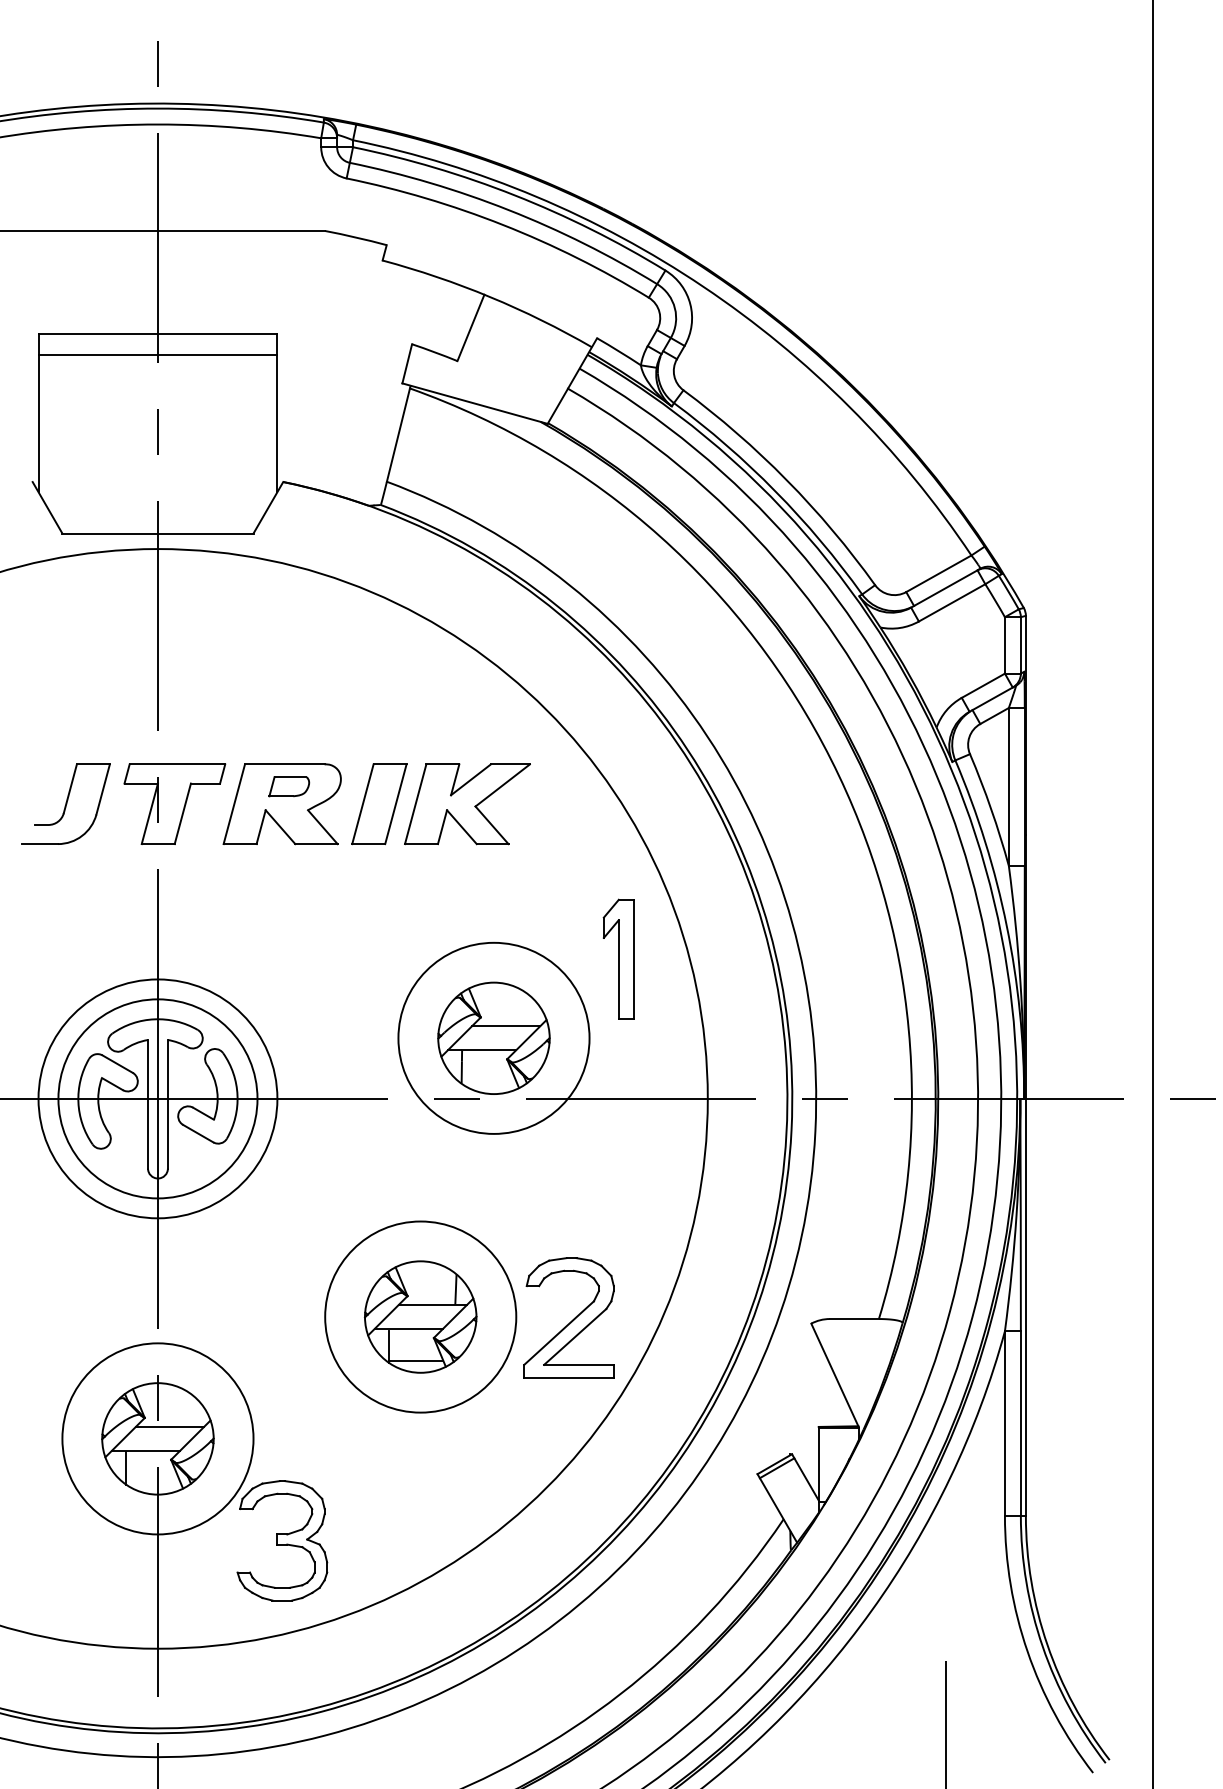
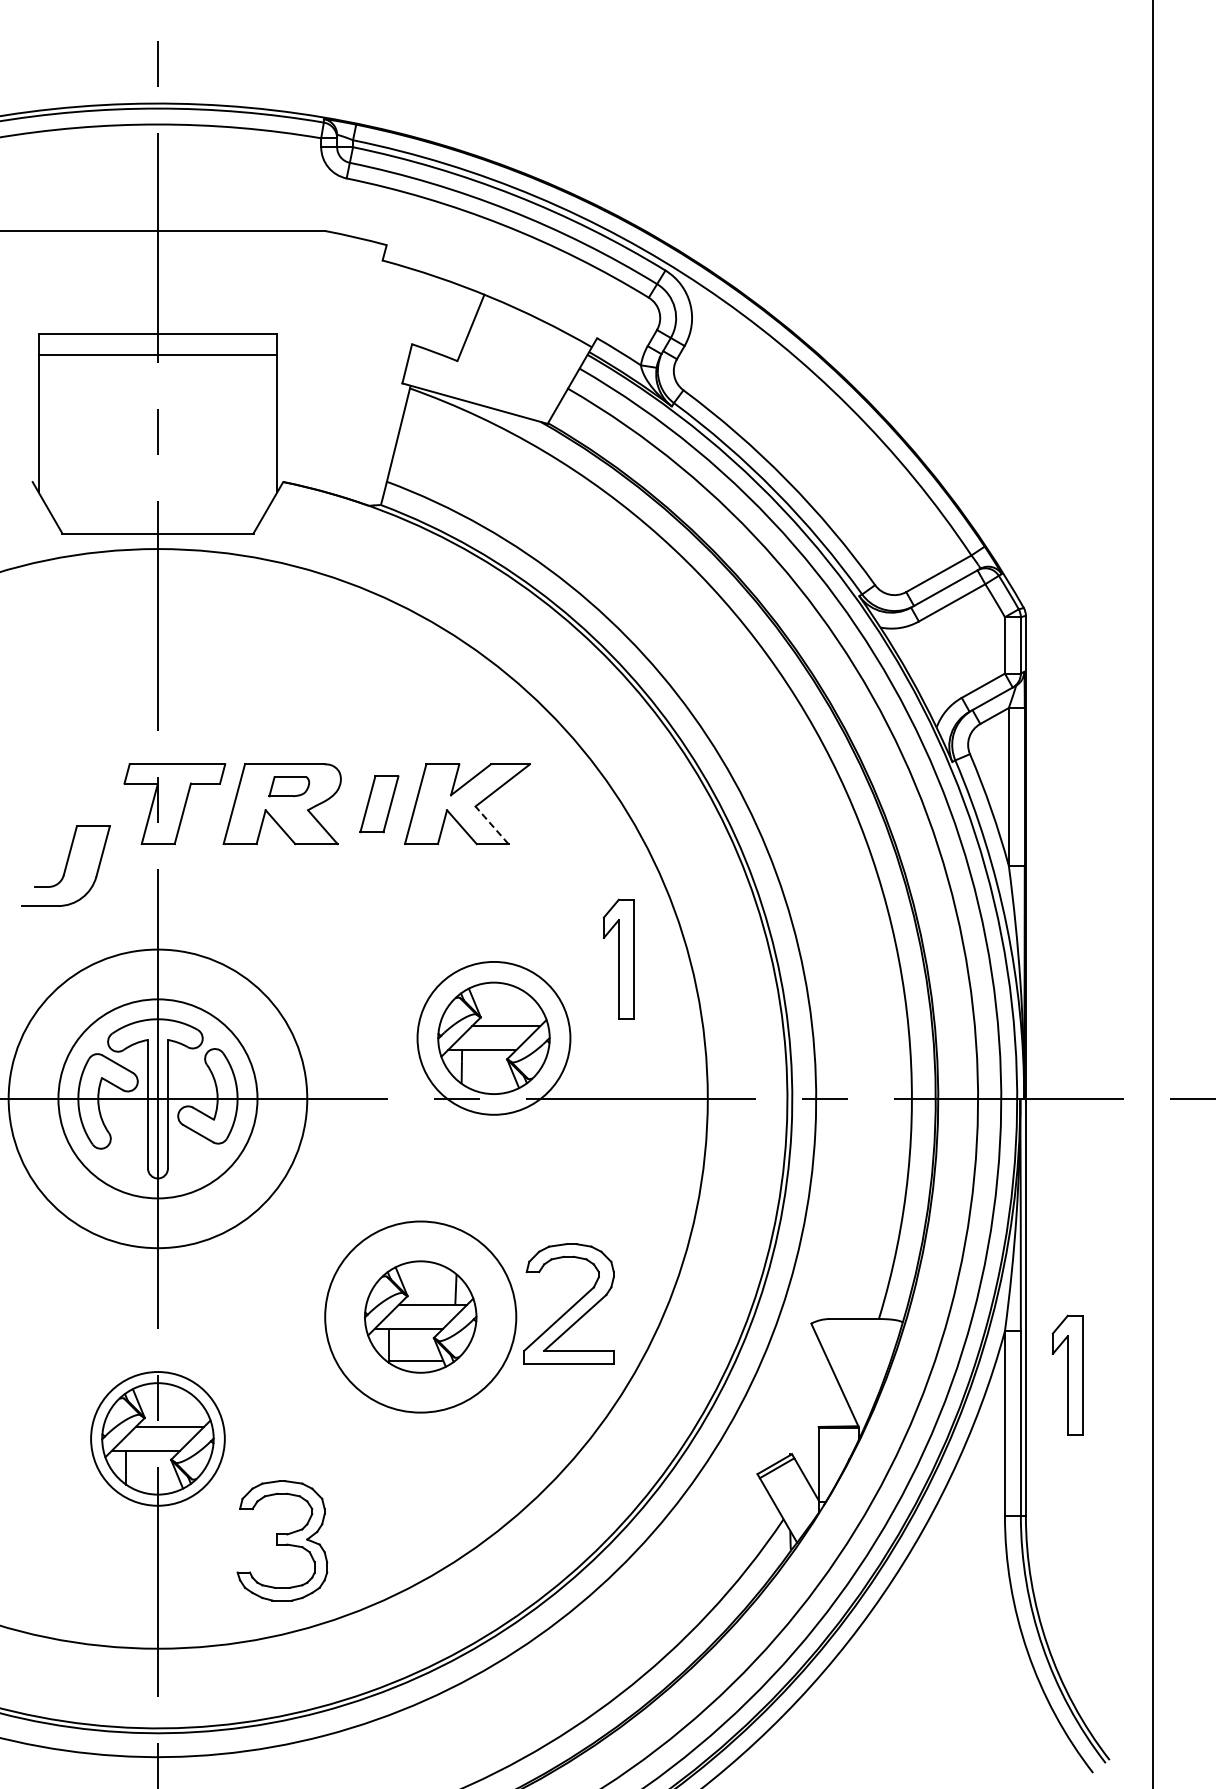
part position: (65, 803) -> (65, 865) (65, 865)
part size: 57x83 px -> 41x59 px (379, 804)
line: solid -> dashed (491, 824)
circle diameter: 191 px -> 153 px (493, 1037)
circle diameter: 239 px -> 299 px (157, 1098)
part position: (568, 1317) -> (568, 1303) (568, 1303)
part: none -> present (1067, 1374)
circle diameter: 191 px -> 134 px (157, 1438)
line: present -> none (946, 1722)
